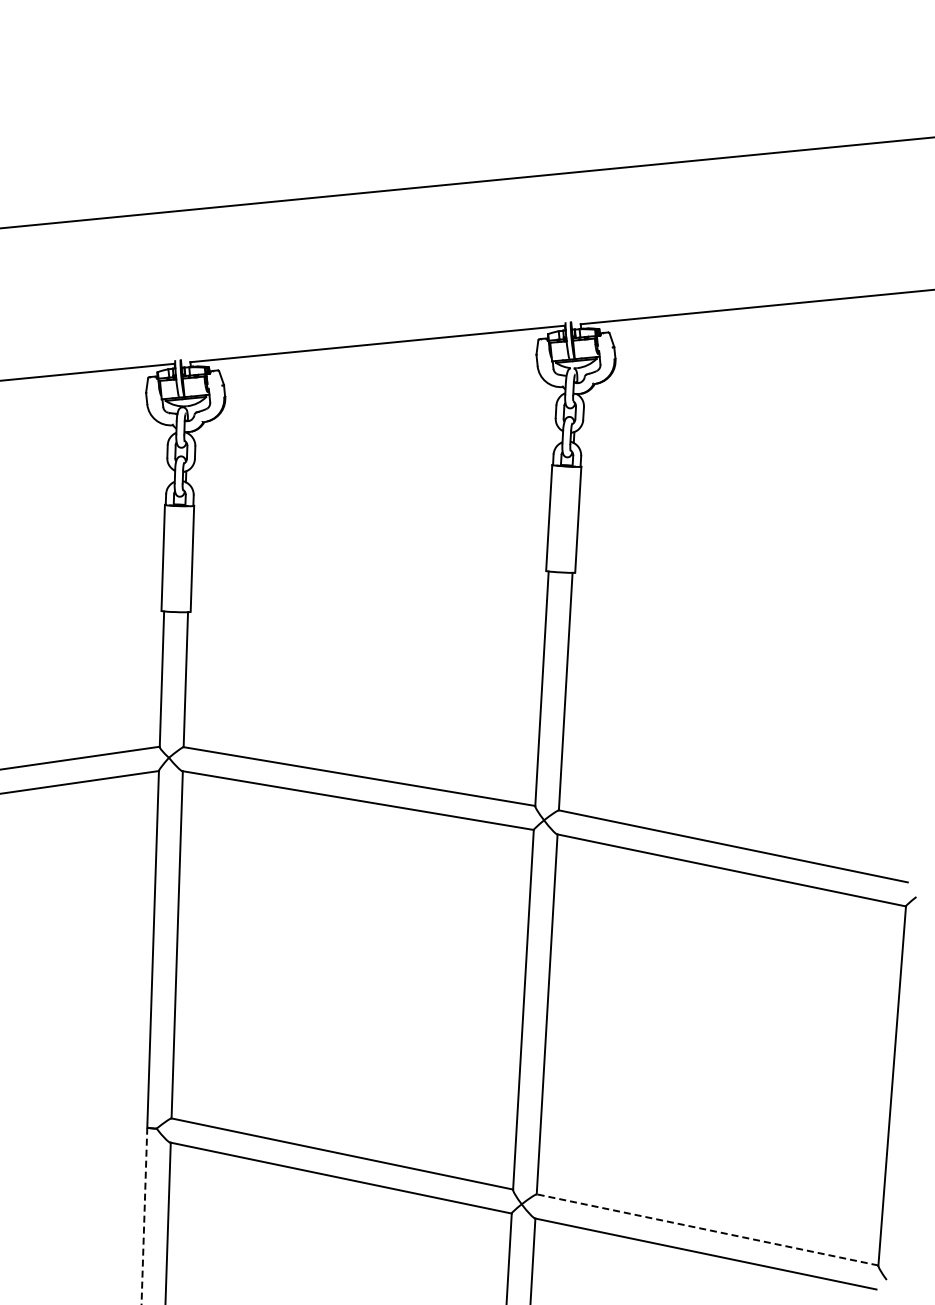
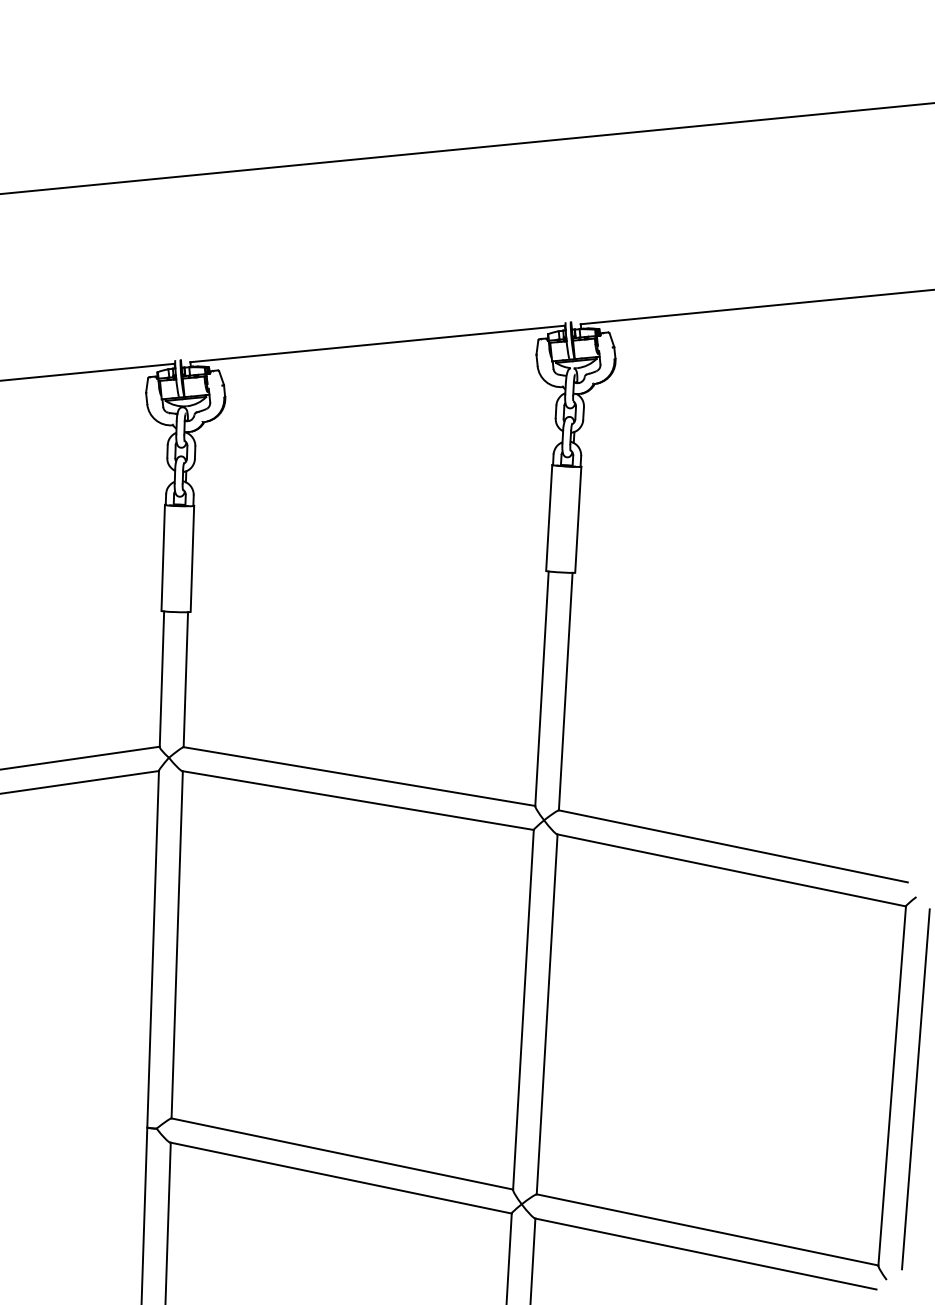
line position: (466, 182) -> (466, 148) (466, 148)
line: none -> present (915, 1089)
line: dashed -> solid (144, 1216)
line: dashed -> solid (707, 1229)
